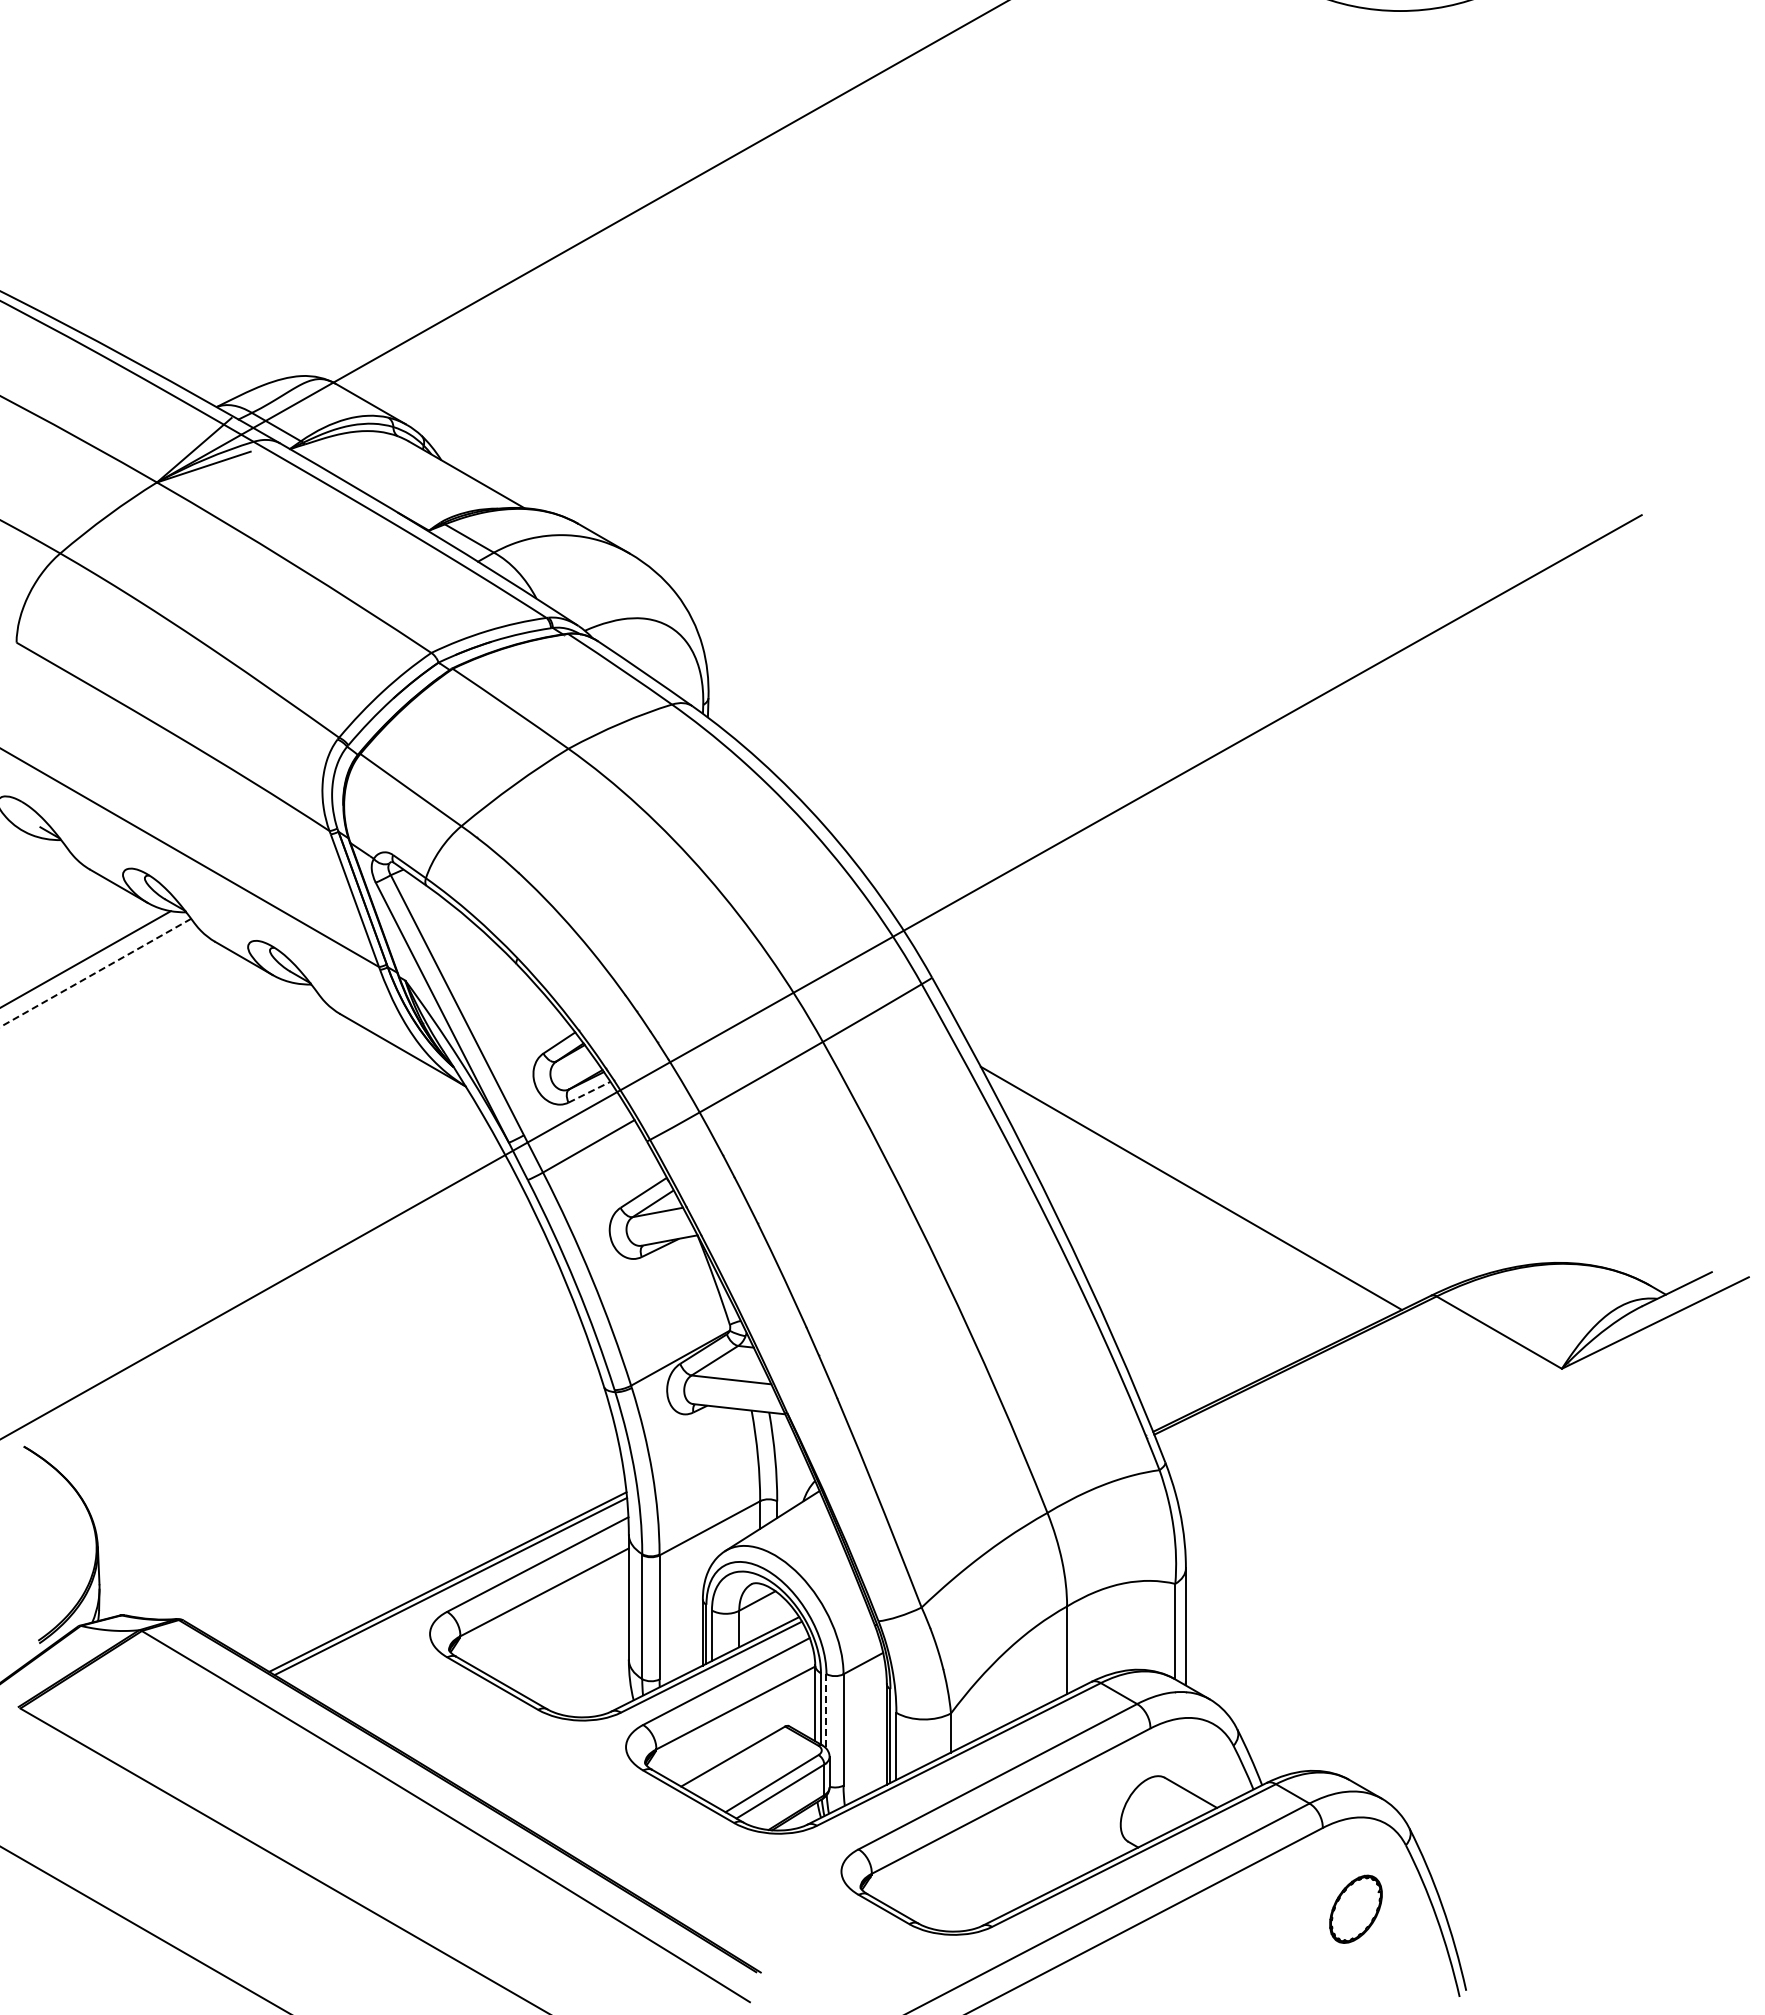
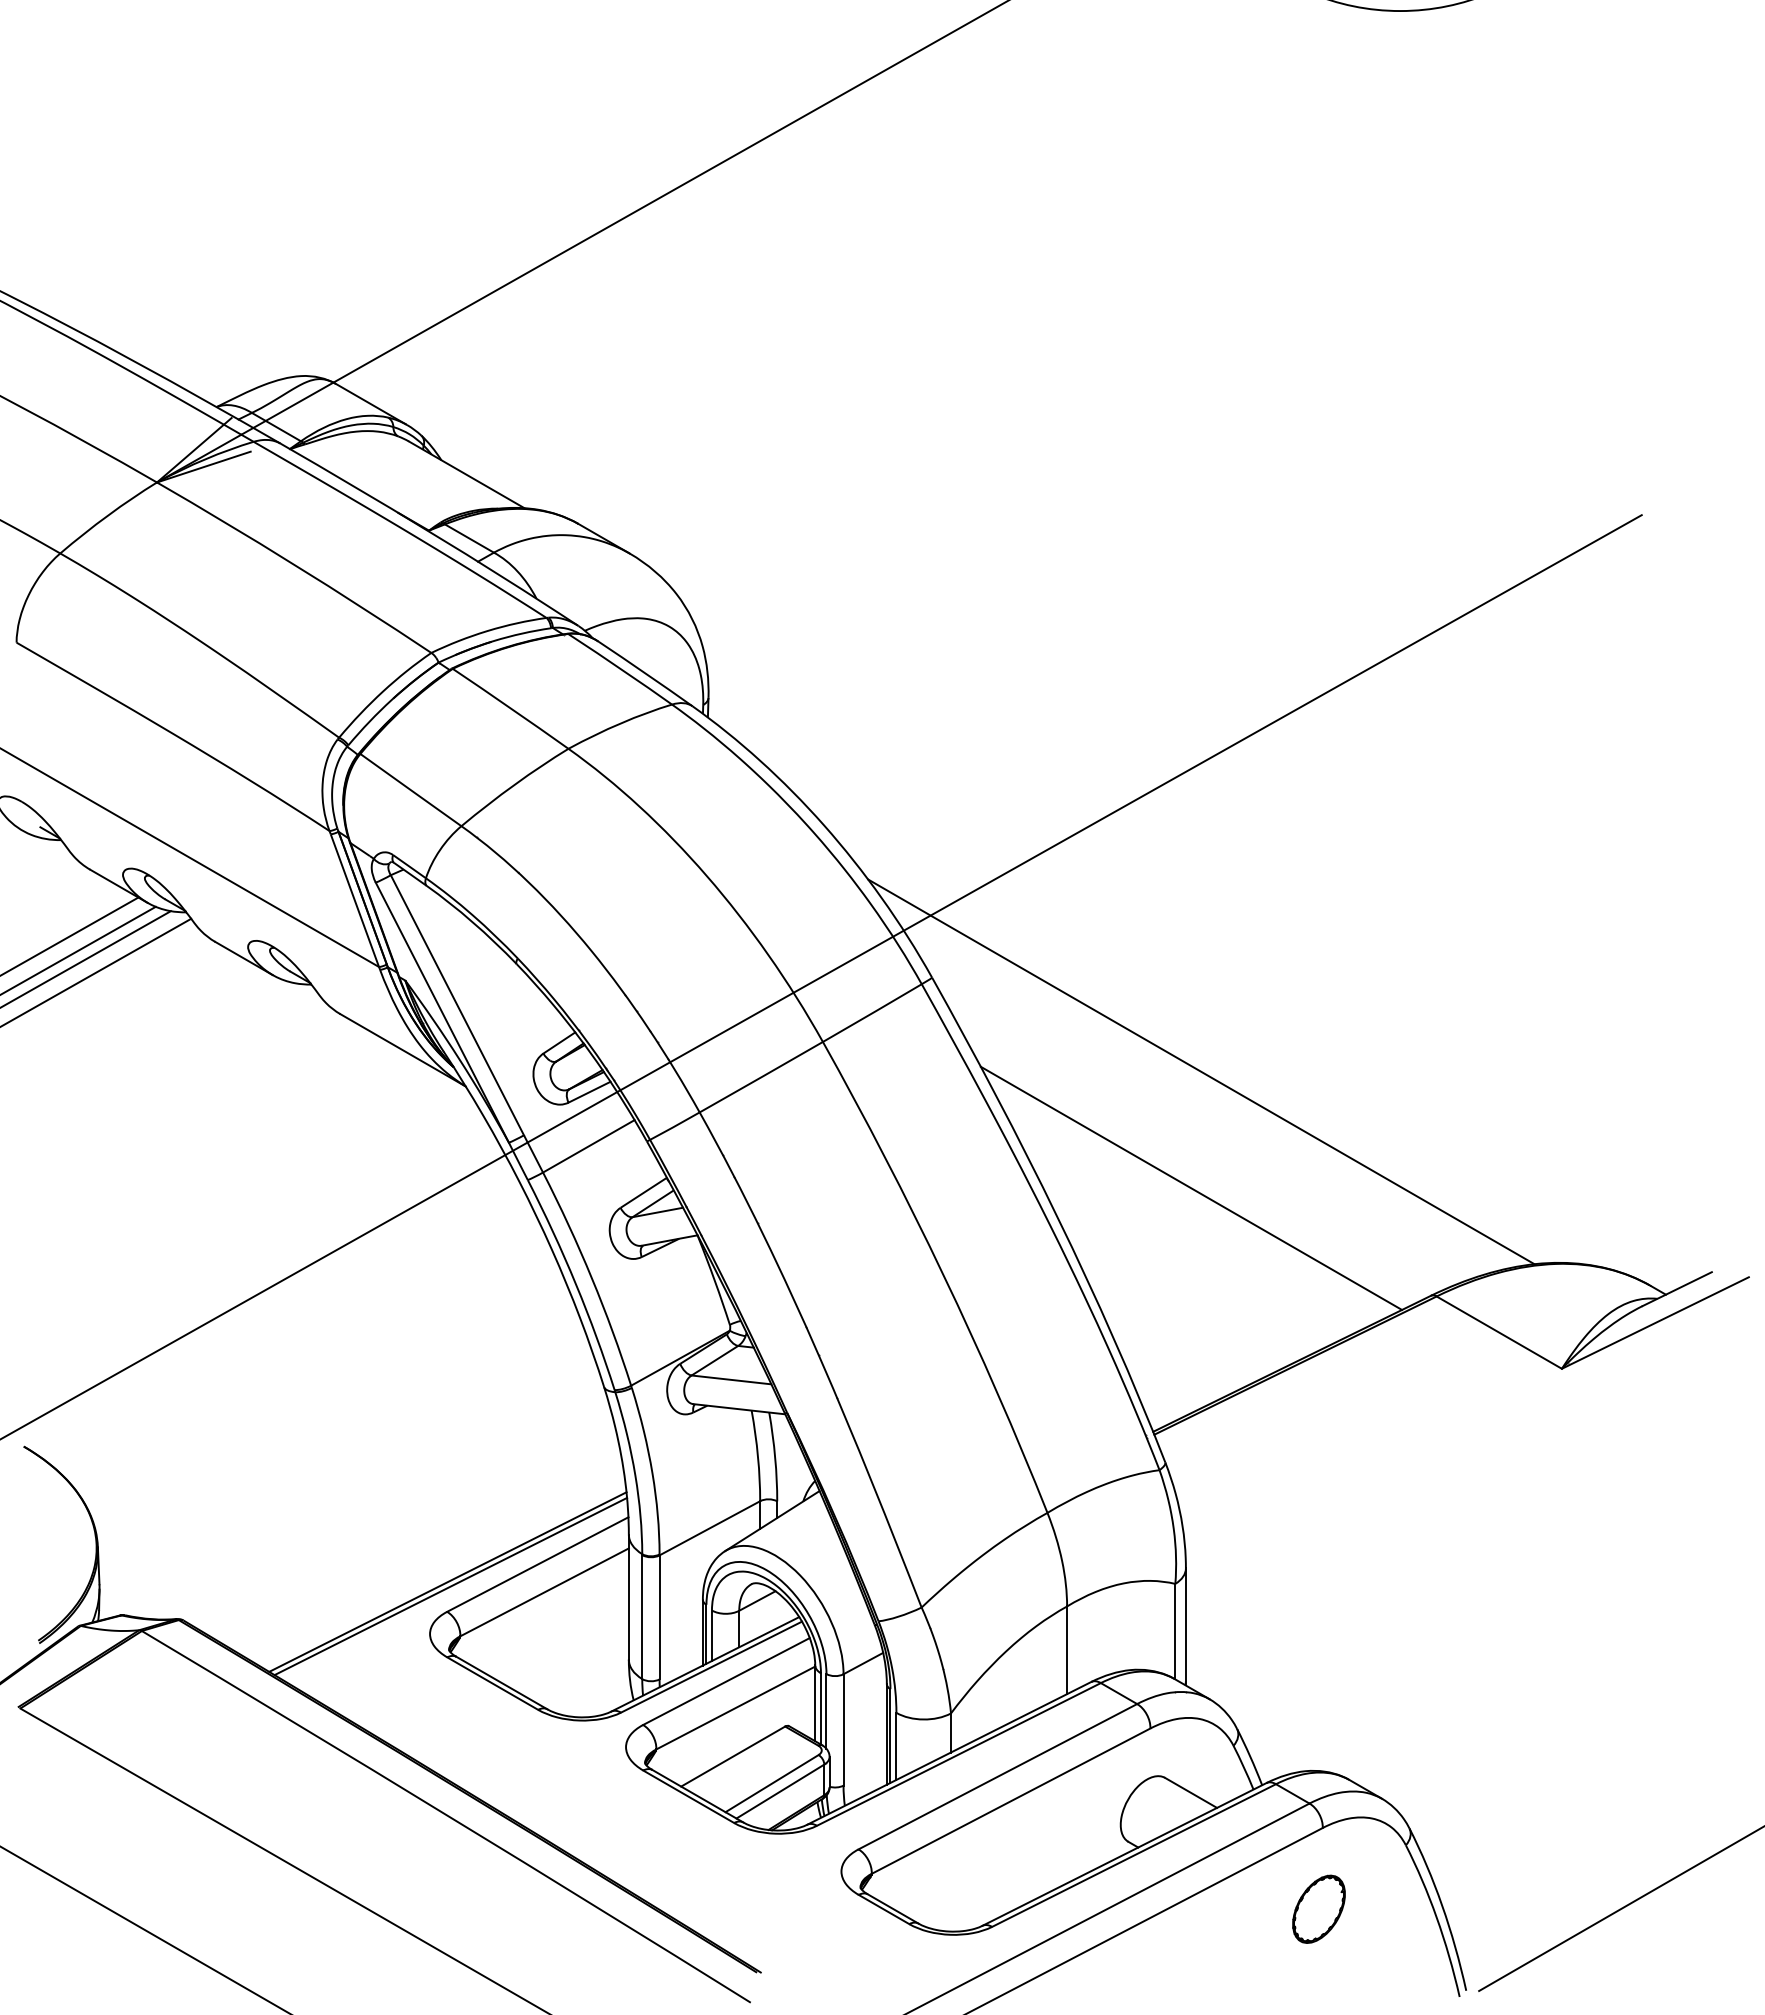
line: none -> present (70, 935)
line: none -> present (78, 949)
line: dashed -> solid (95, 973)
line: none -> present (1201, 1071)
line: dashed -> solid (590, 1092)
line: dashed -> solid (826, 1711)
part position: (1355, 1908) -> (1318, 1908) (1318, 1908)
line: none -> present (1620, 1909)
